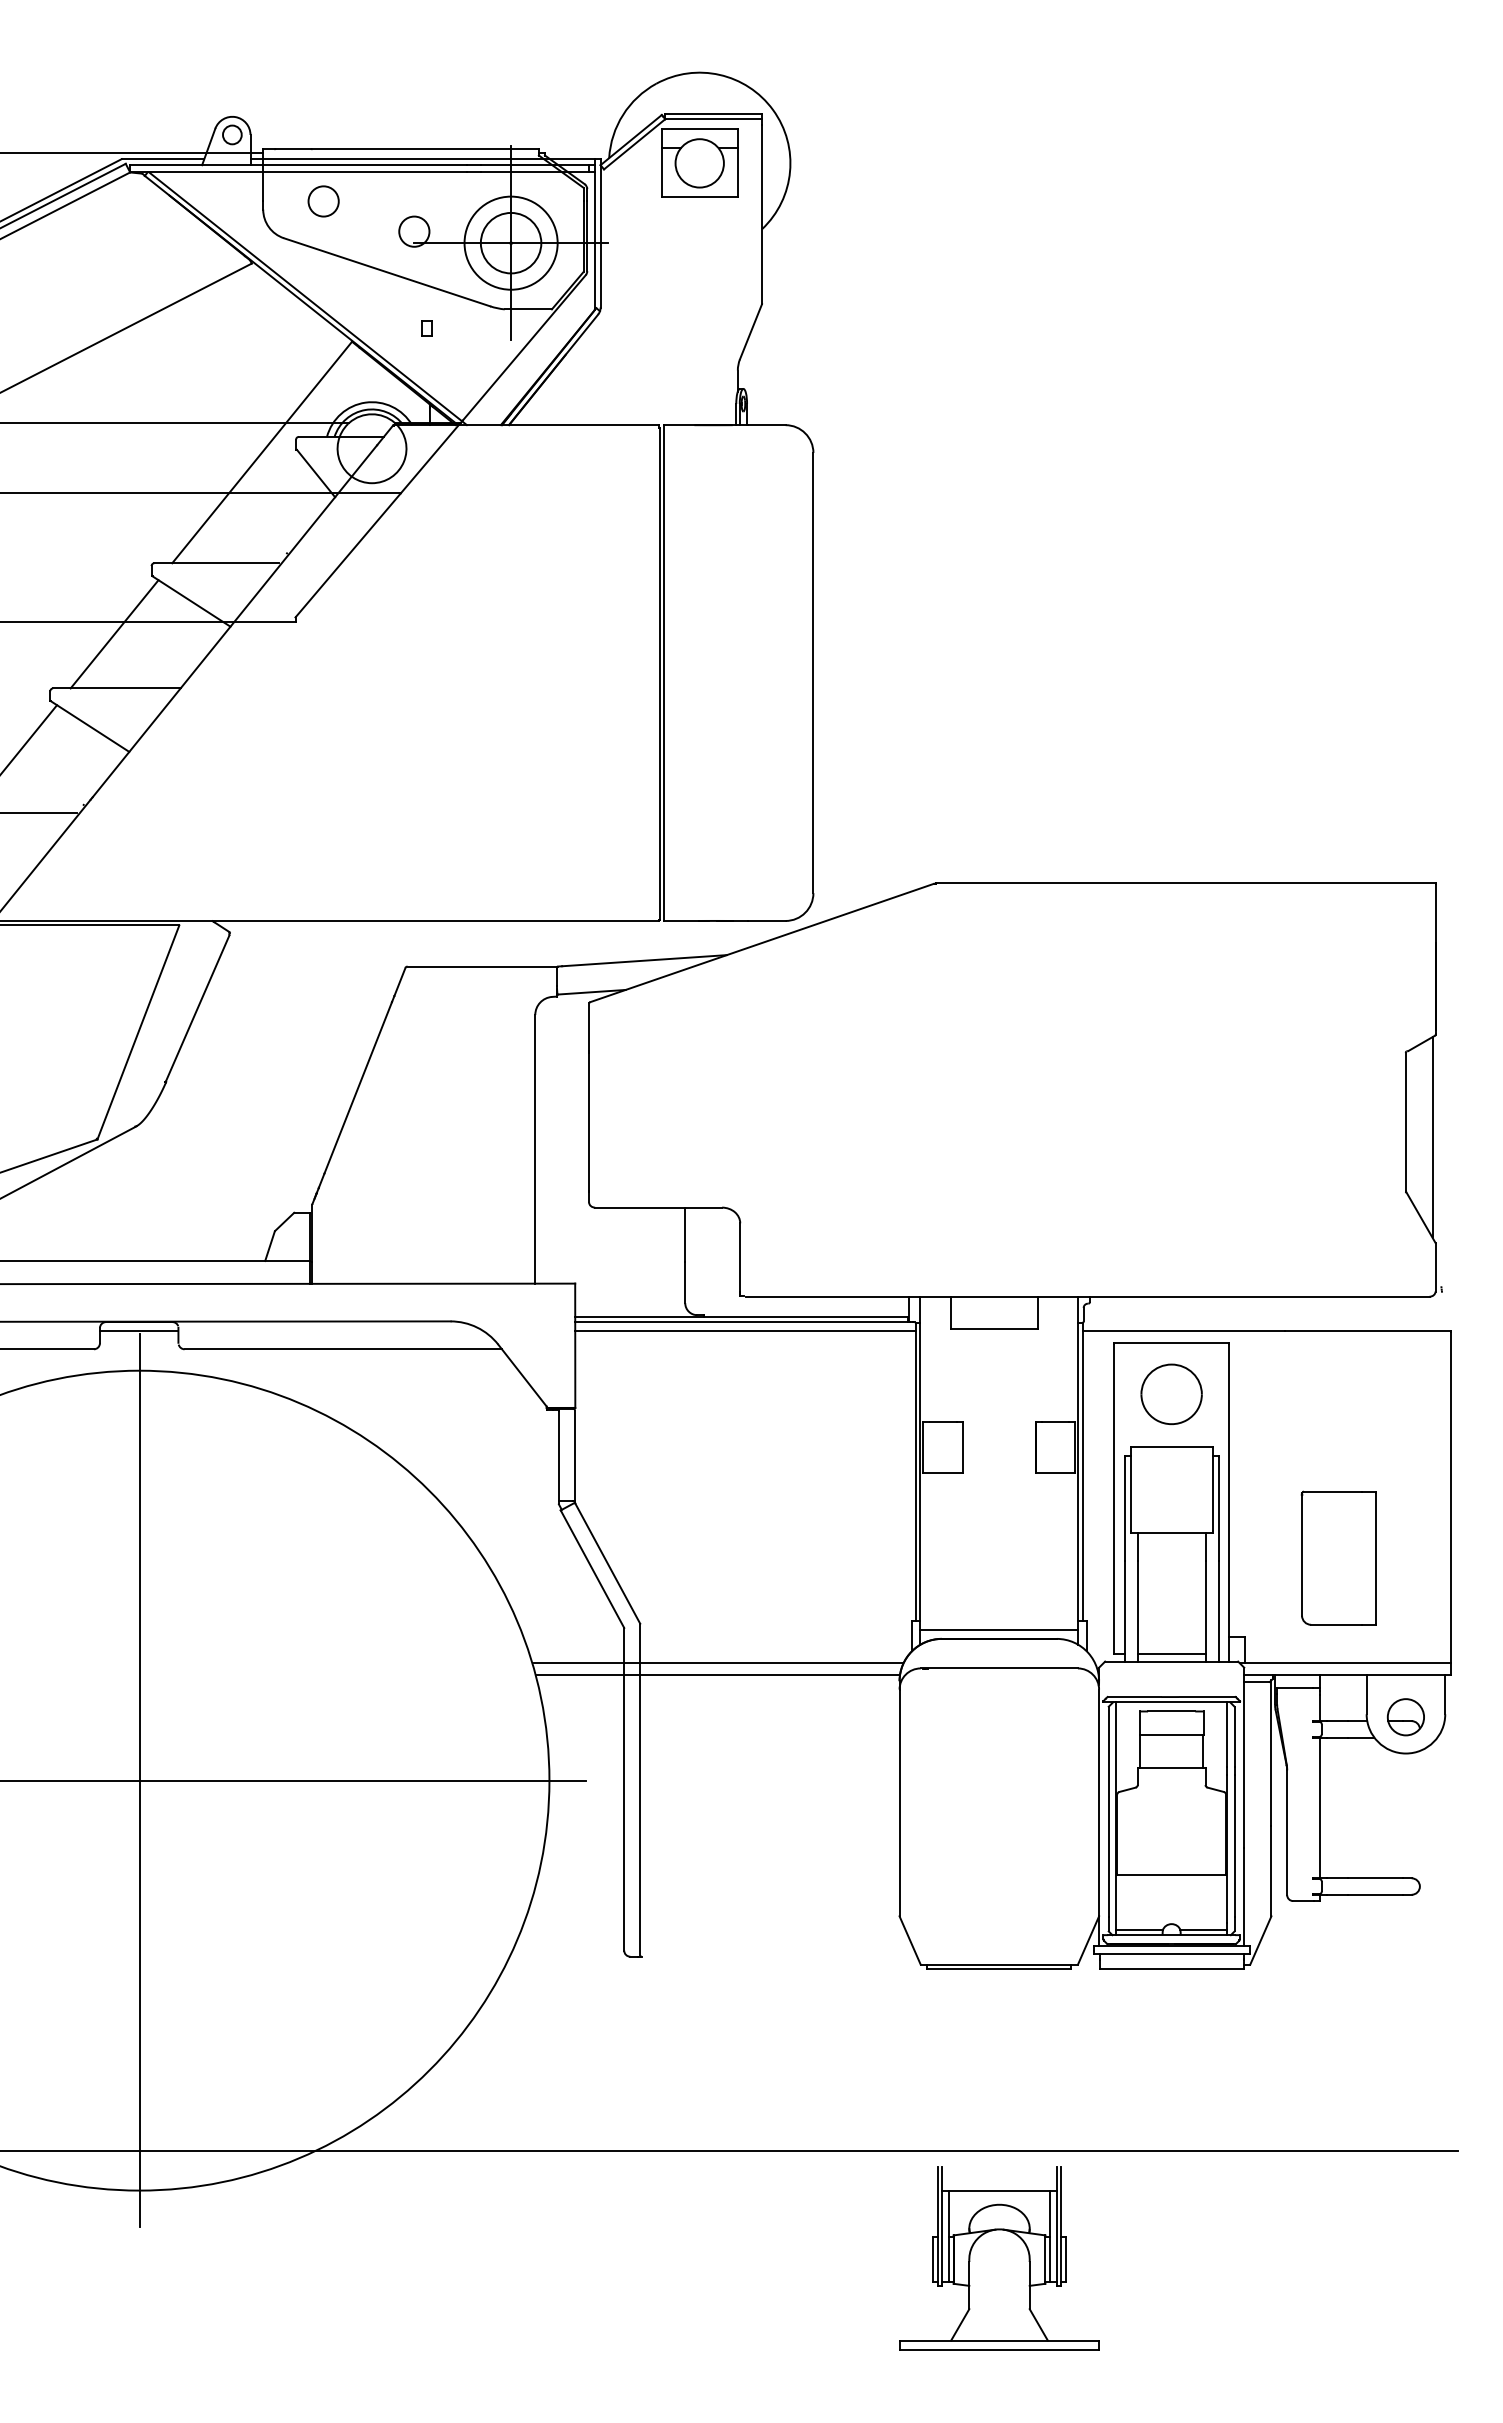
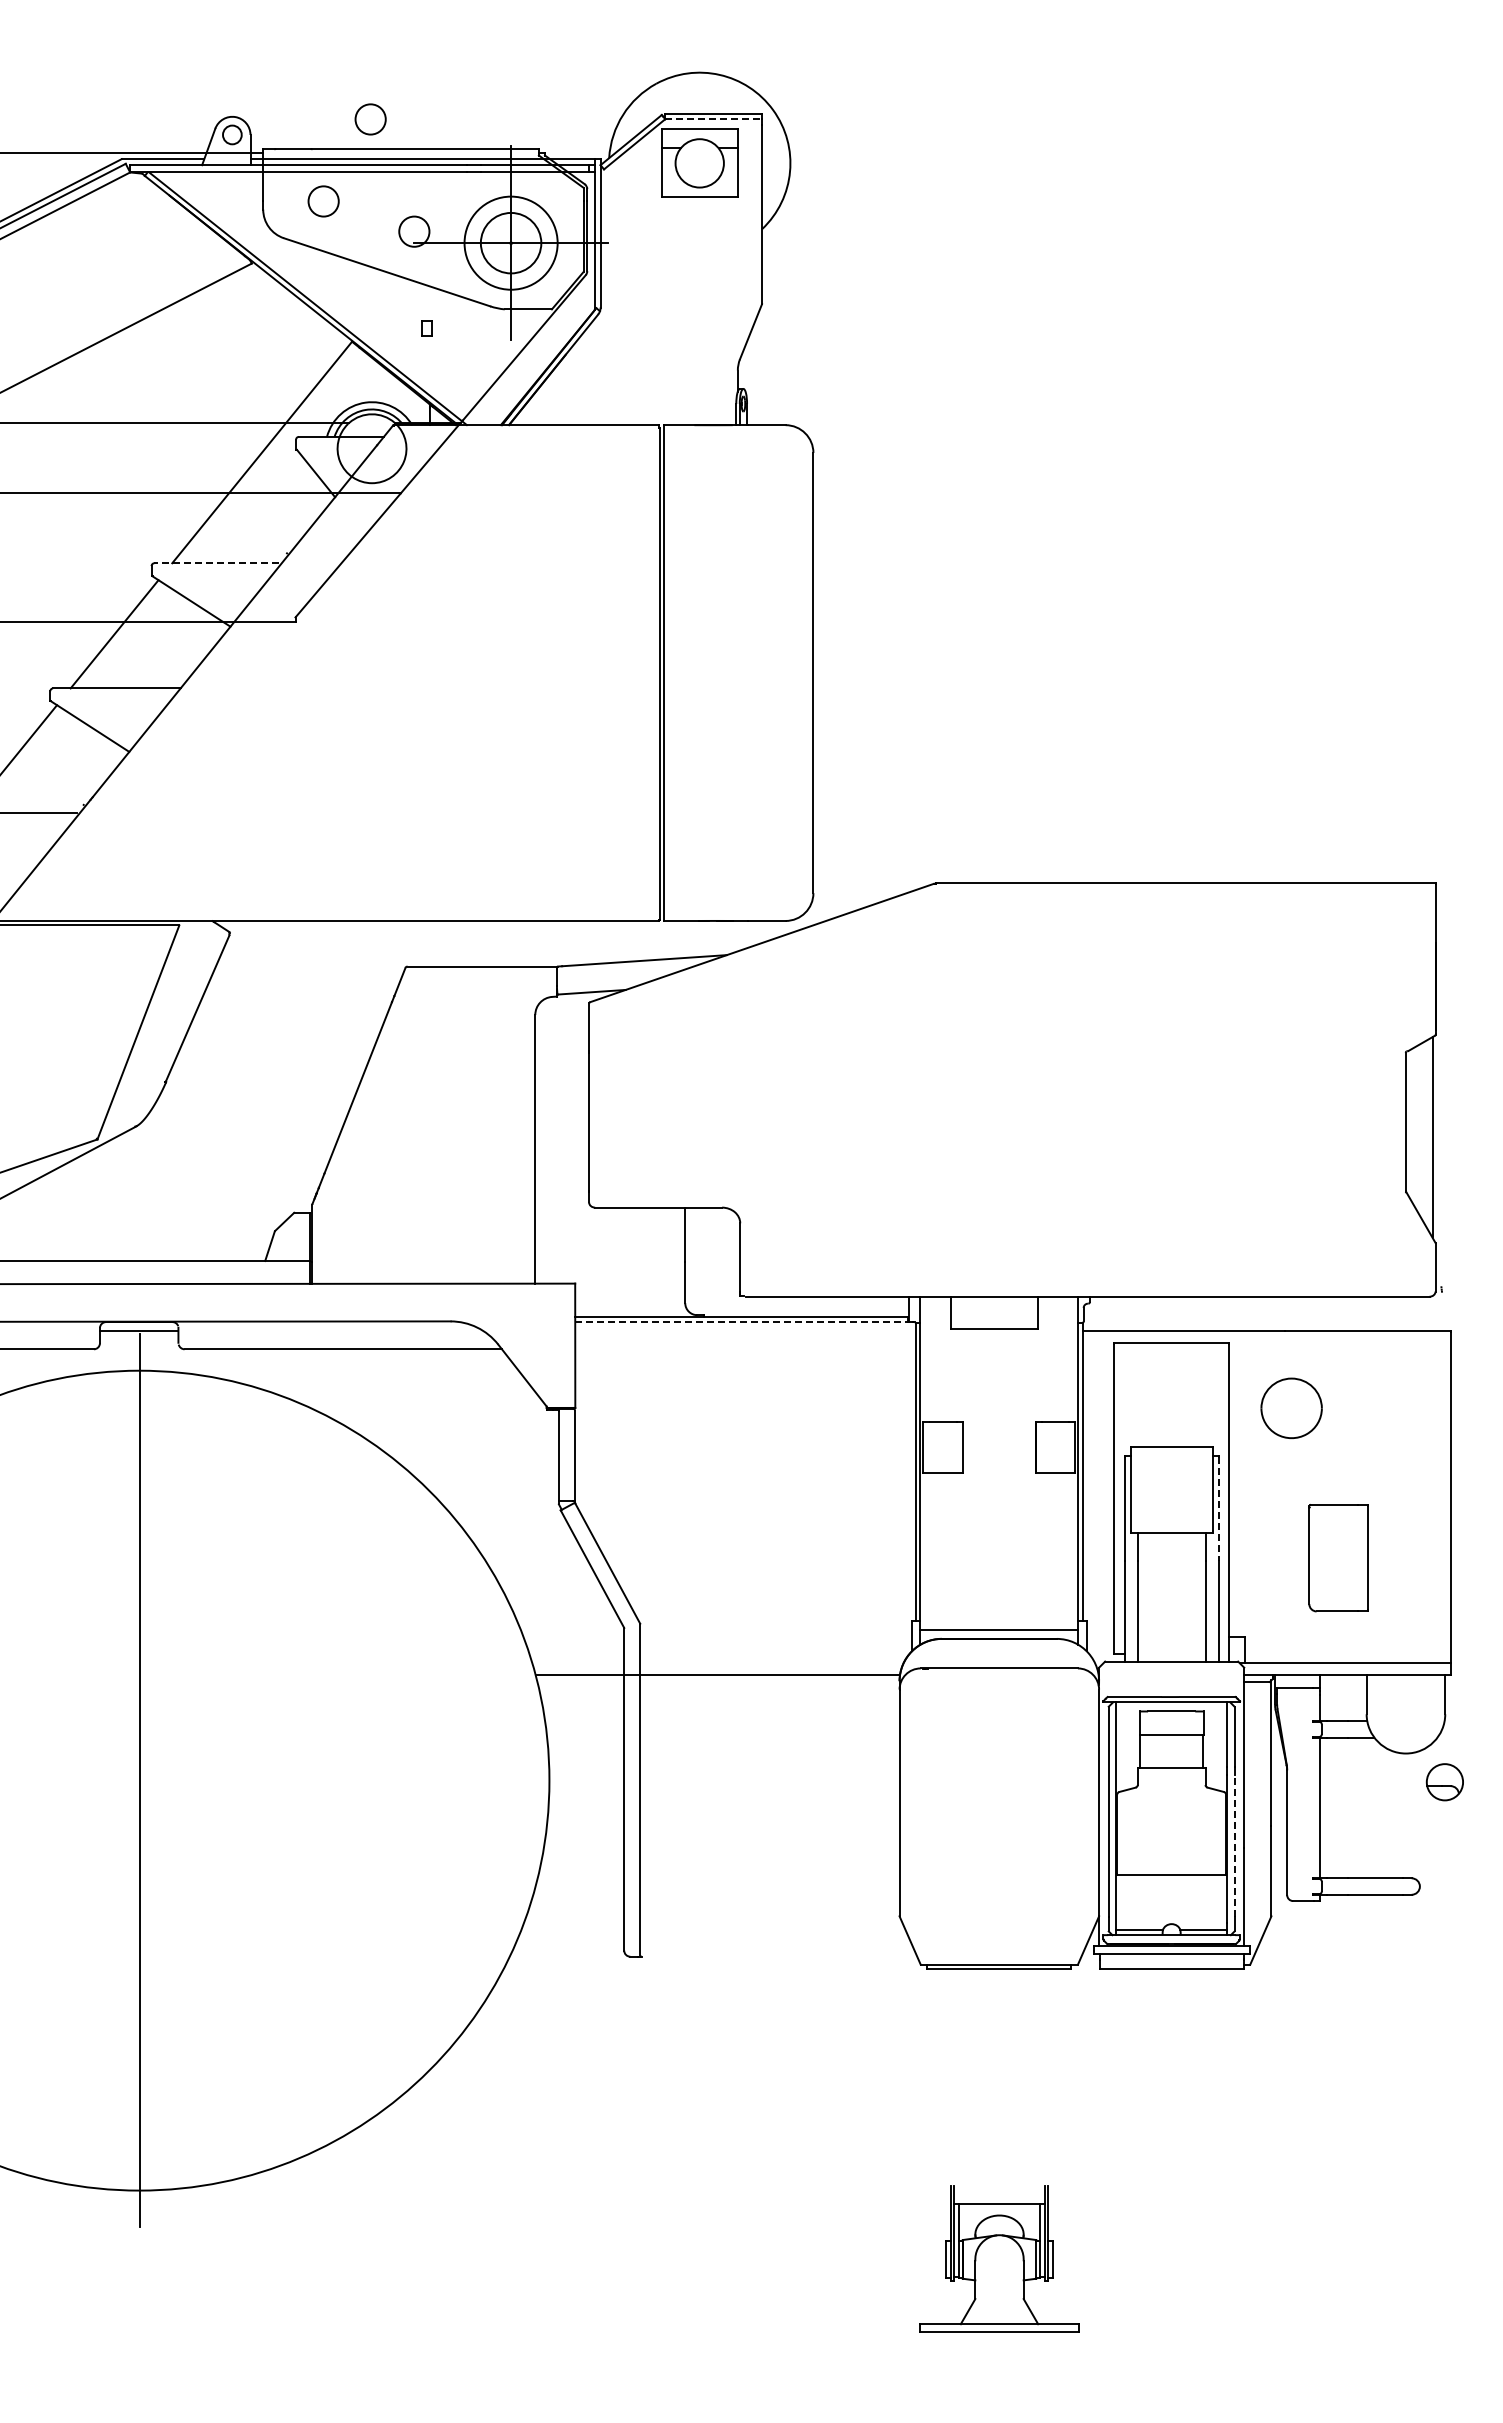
circle: none -> present (370, 119)
line: solid -> dashed (714, 119)
line: solid -> dashed (216, 563)
line: solid -> dashed (743, 1322)
line: present -> none (745, 1330)
part position: (1171, 1393) -> (1291, 1407) (1291, 1407)
line: solid -> dashed (1218, 1509)
part size: 77x136 px -> 61x109 px (1338, 1558)
line: present -> none (1171, 1653)
line: present -> none (718, 1663)
part position: (1405, 1717) -> (1444, 1782) (1444, 1782)
line: present -> none (293, 1780)
line: solid -> dashed (1234, 1845)
line: present -> none (730, 2150)
part size: 201x185 px -> 161x148 px (999, 2258)
